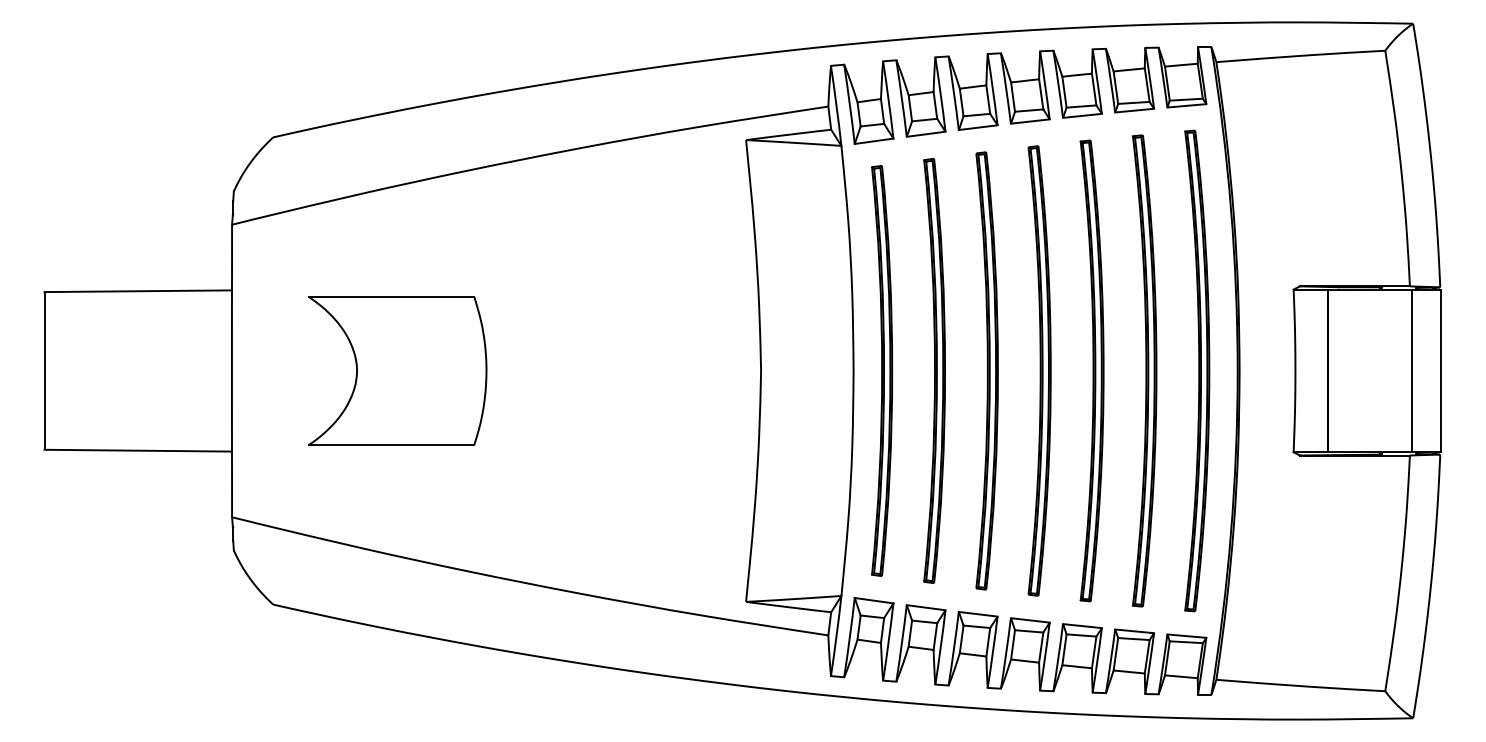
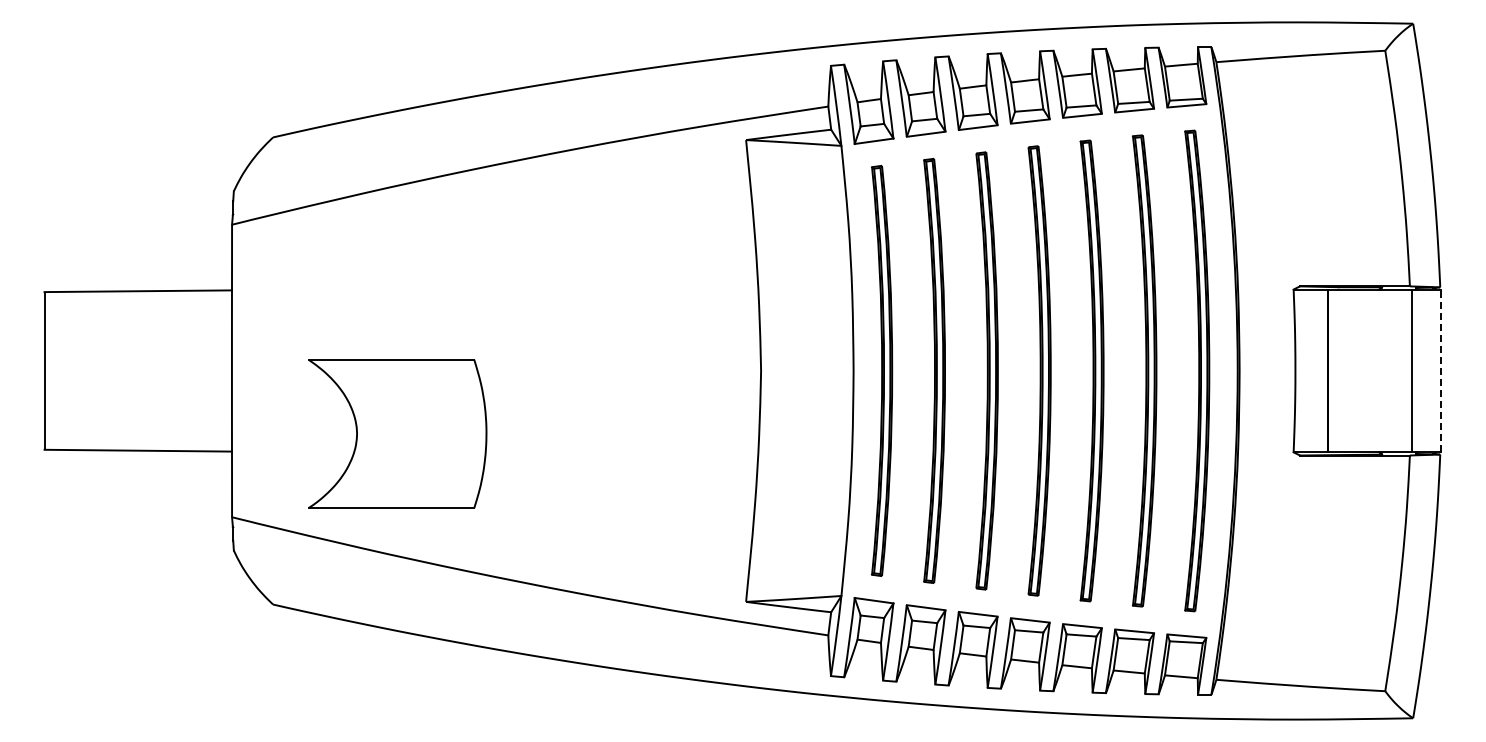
part position: (397, 370) -> (397, 433) (397, 433)
line: solid -> dashed (1441, 370)
